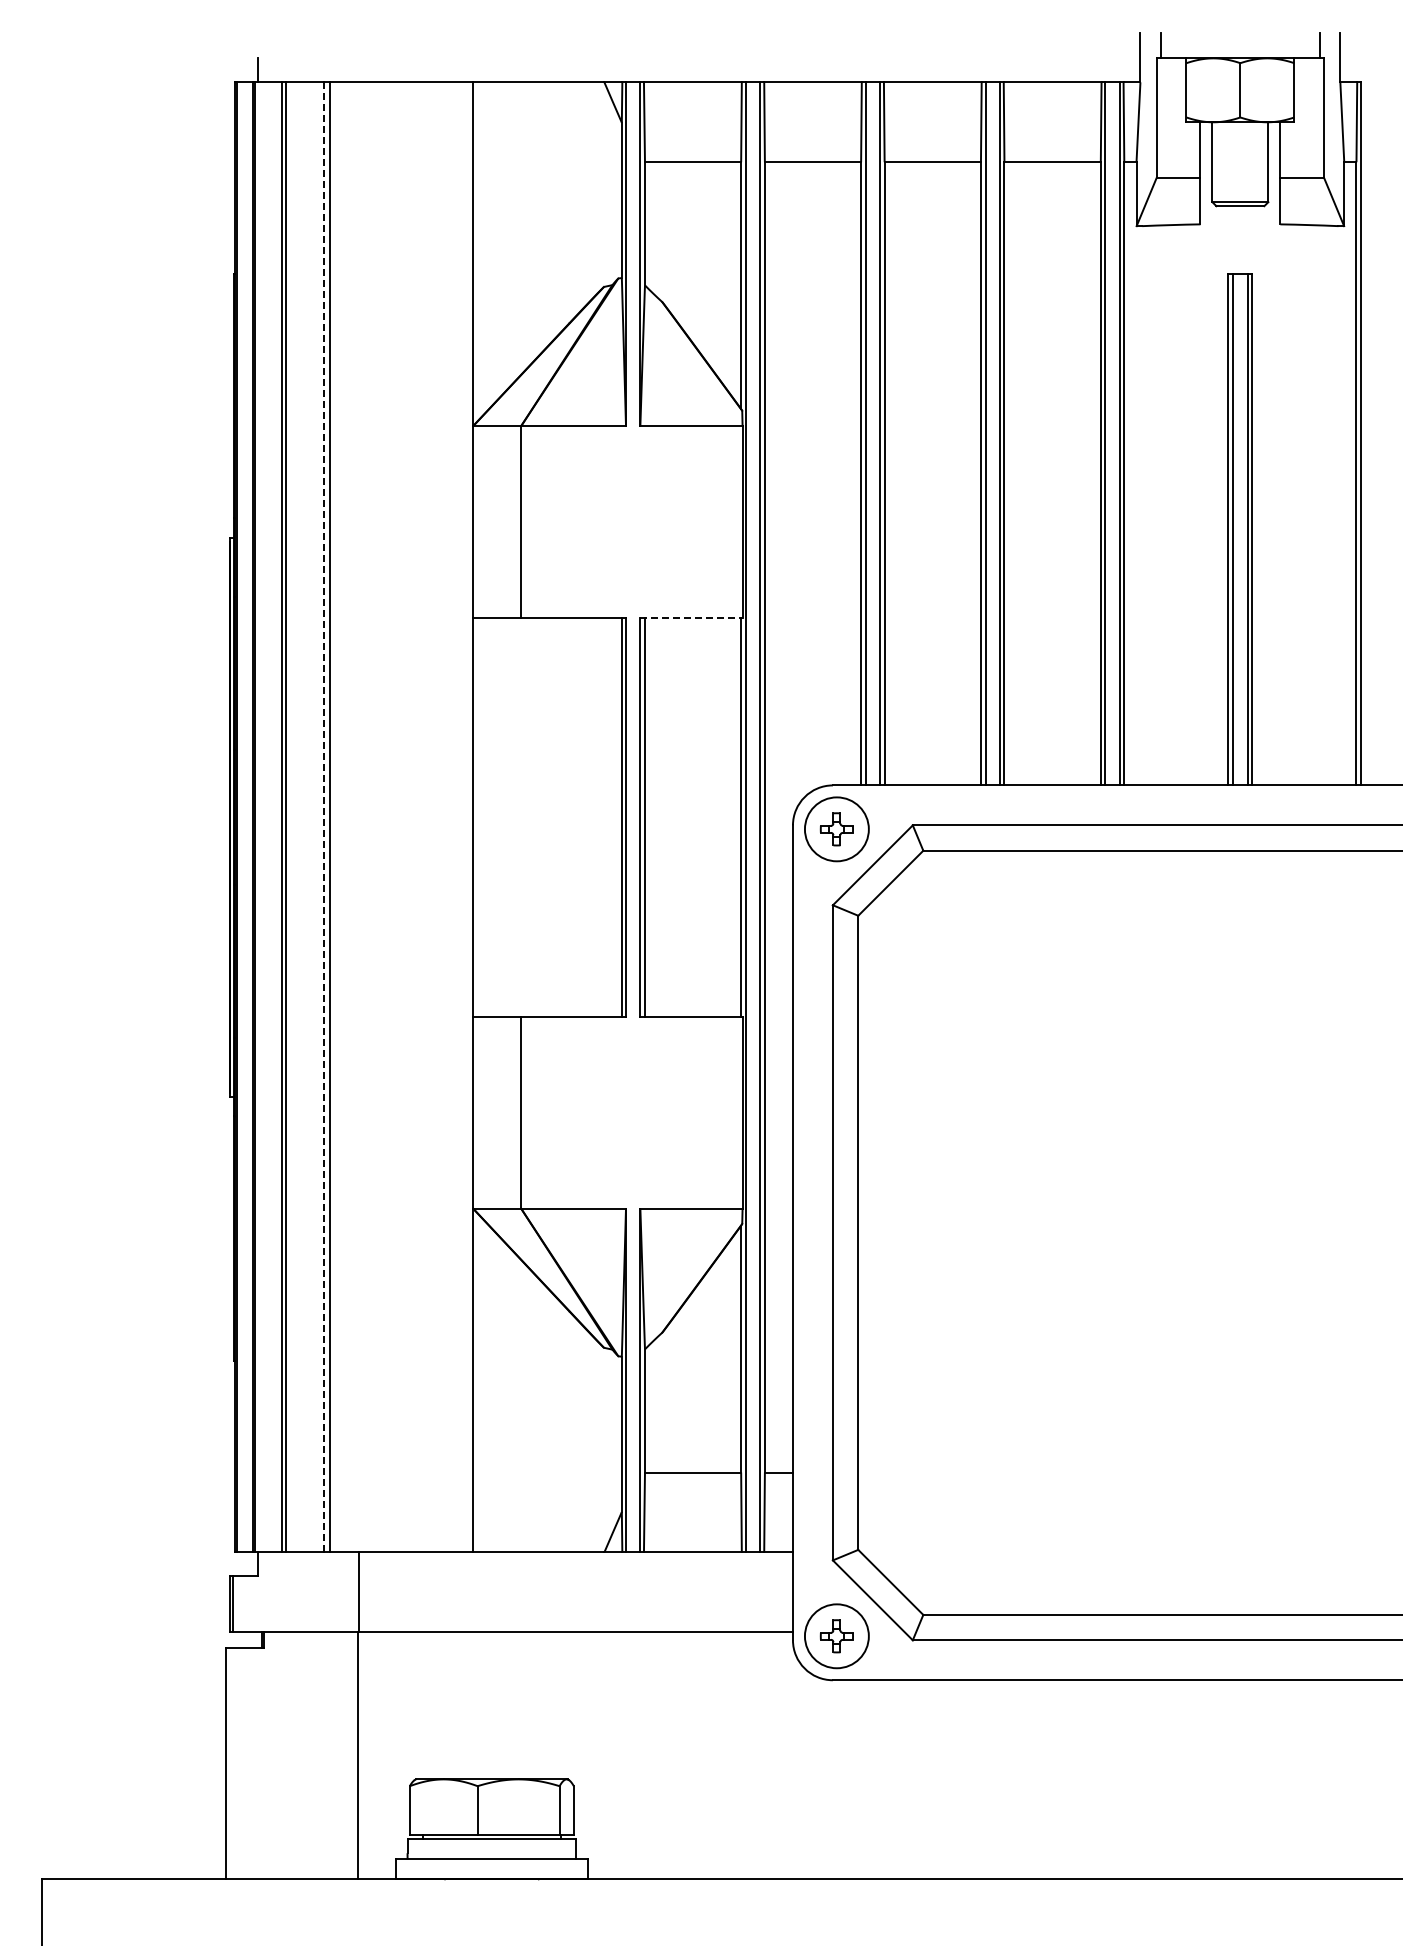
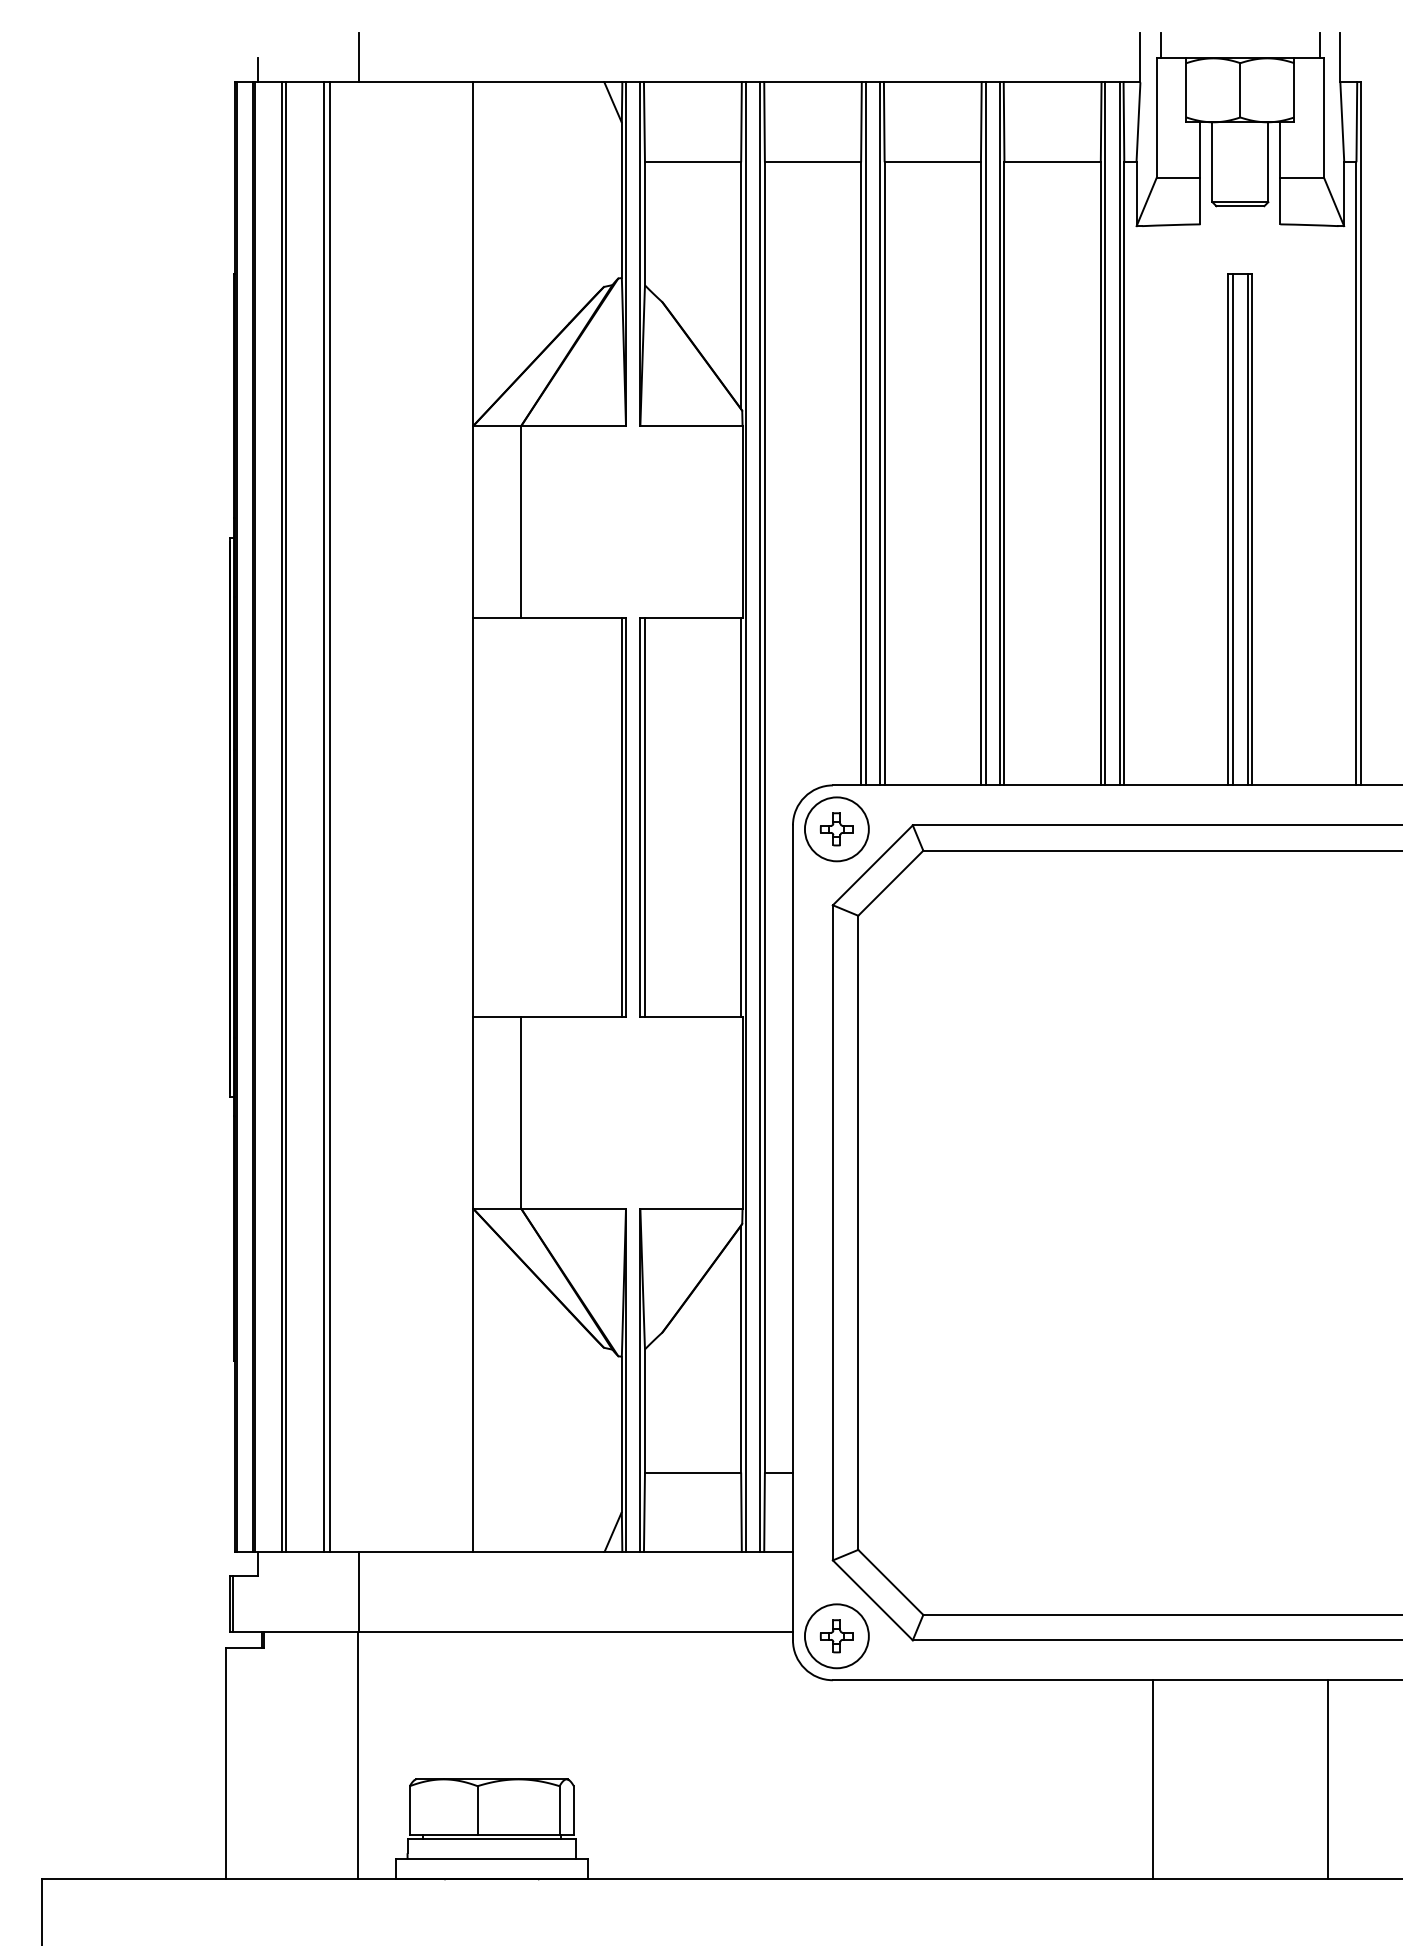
line: none -> present (359, 57)
line: dashed -> solid (691, 617)
line: dashed -> solid (323, 816)
line: none -> present (1152, 1779)
line: none -> present (1328, 1779)
